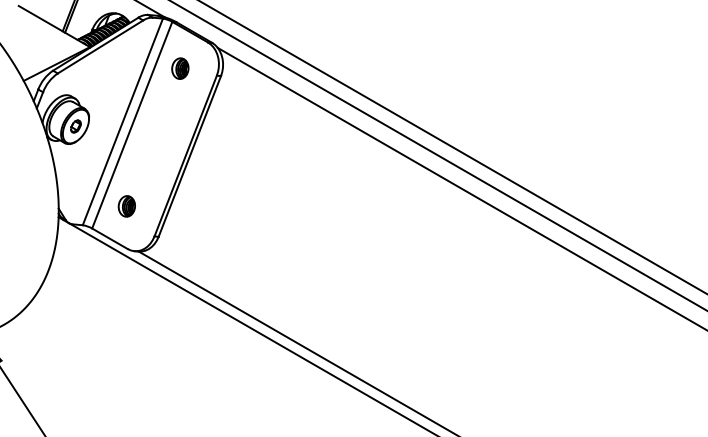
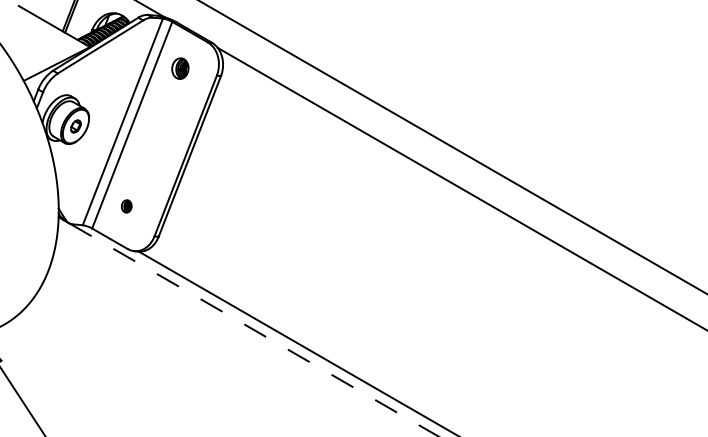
line: present -> none (438, 155)
part size: 19x23 px -> 12x15 px (126, 206)
line: solid -> dashed (254, 330)
